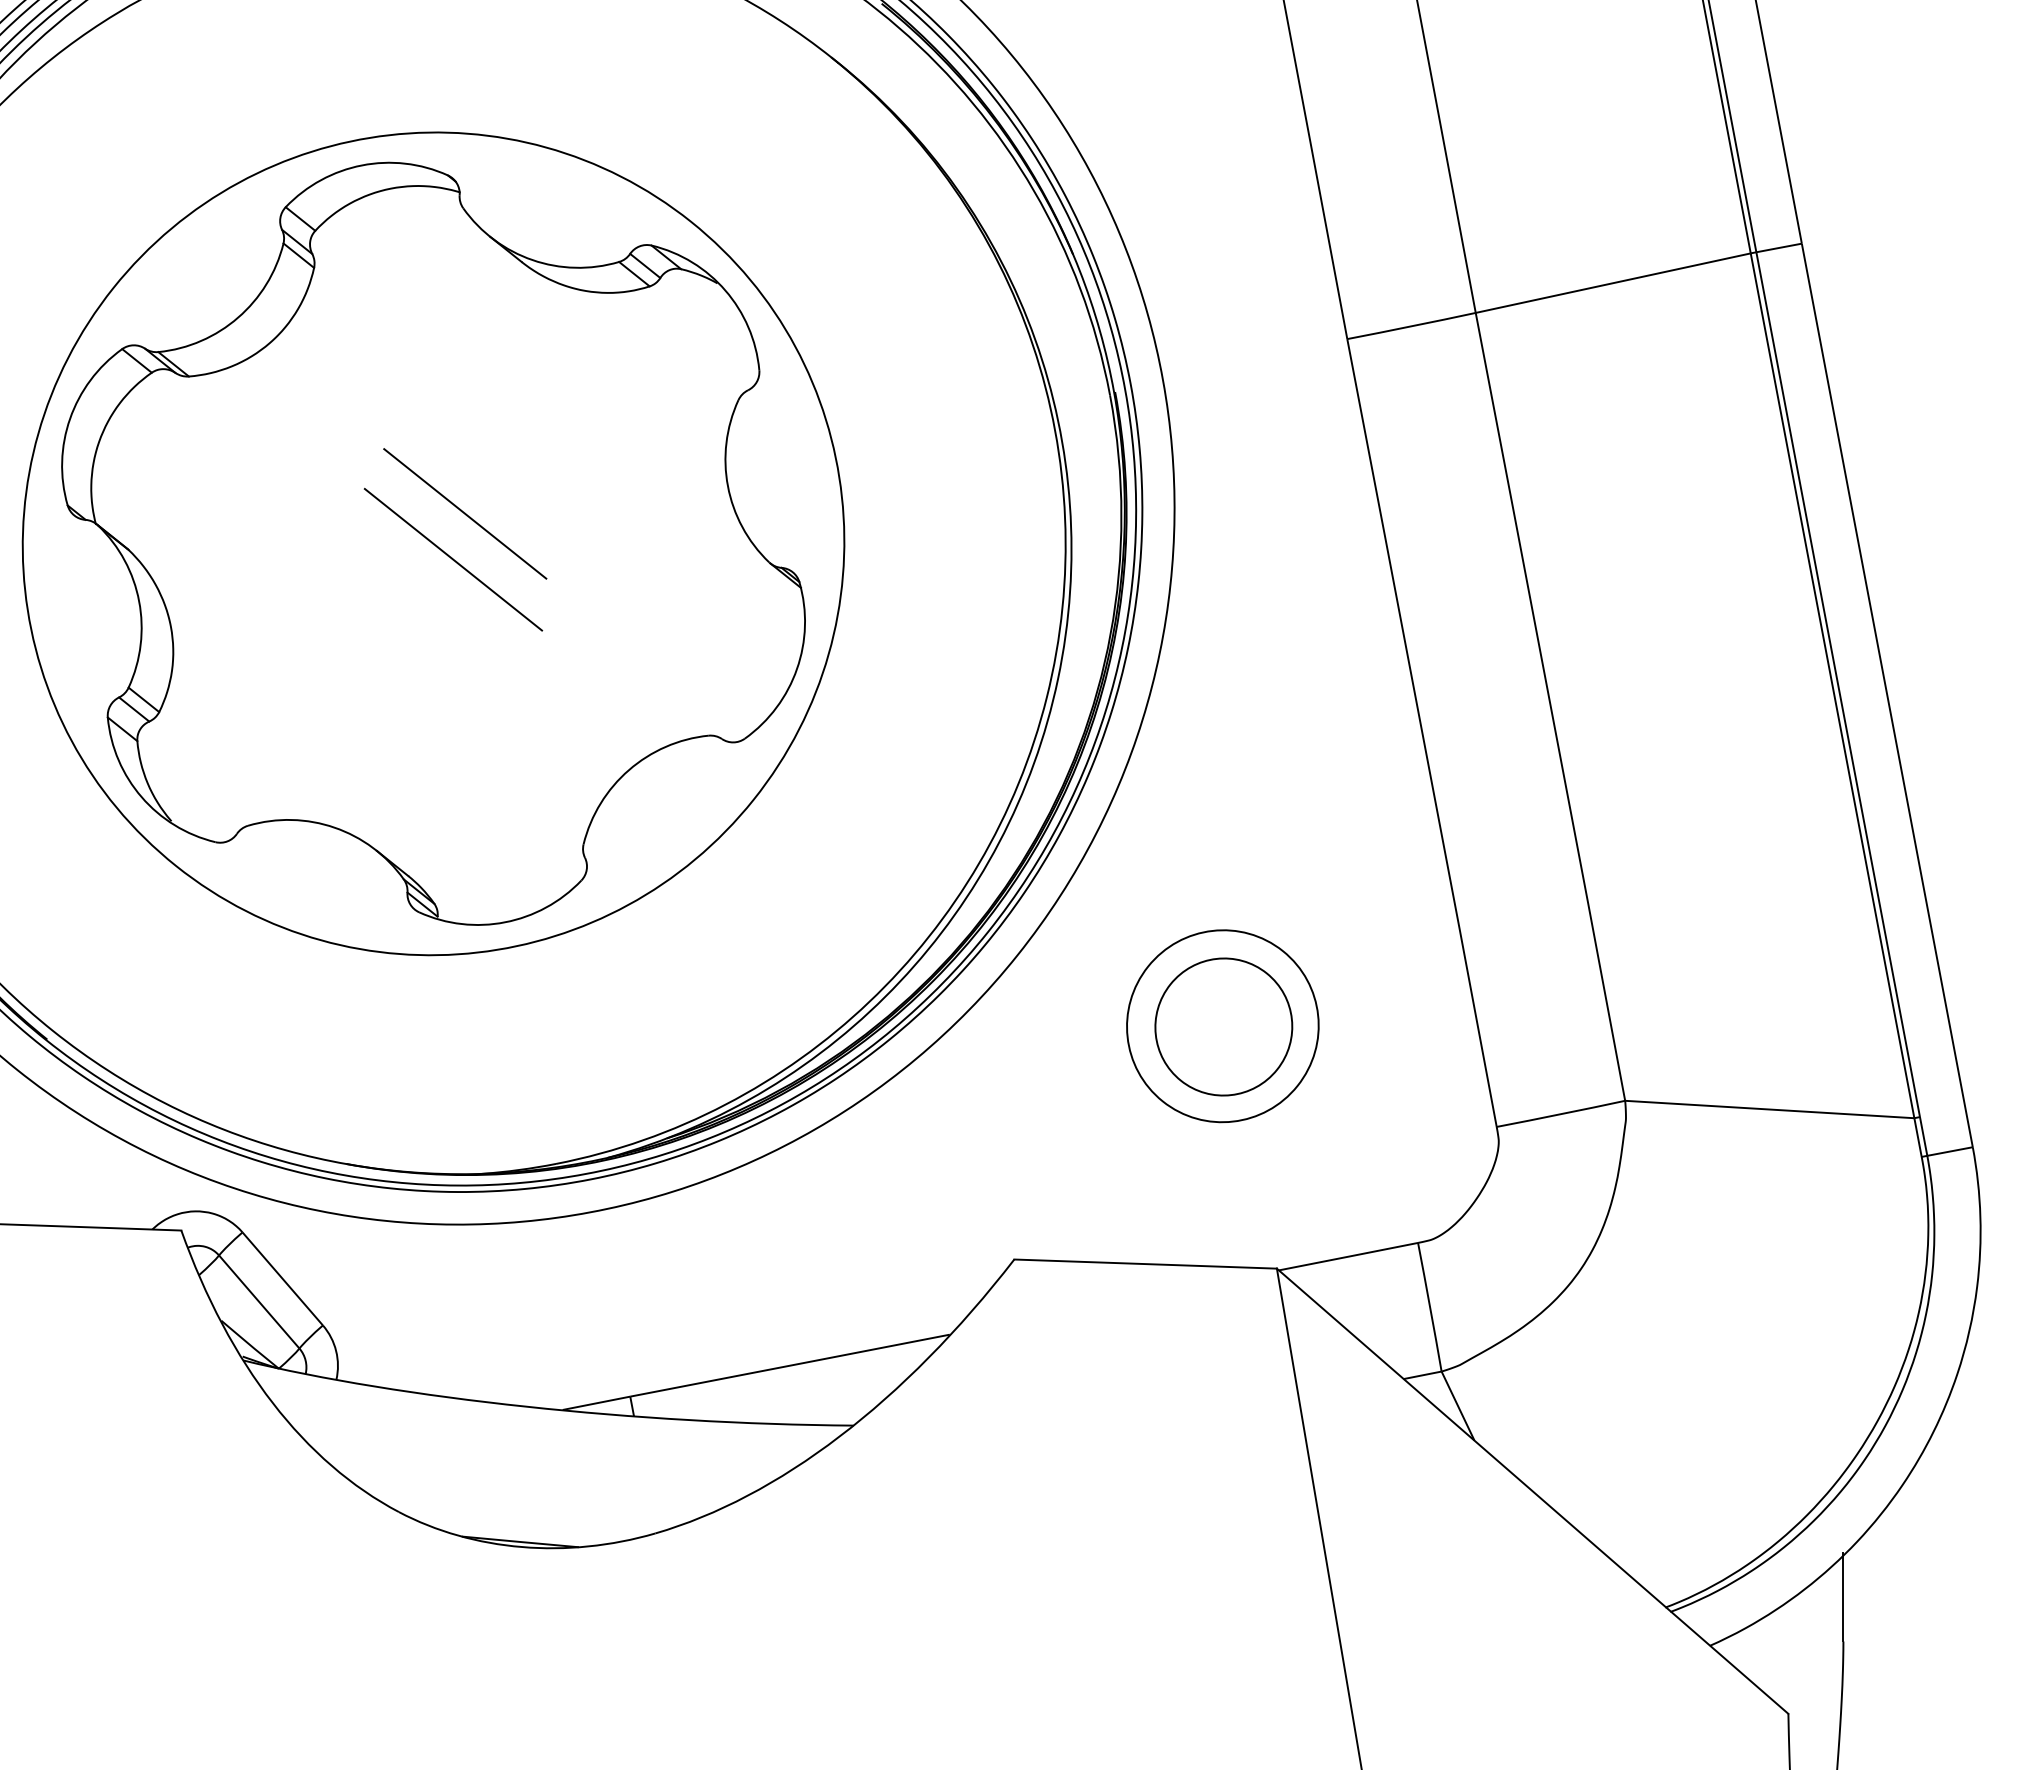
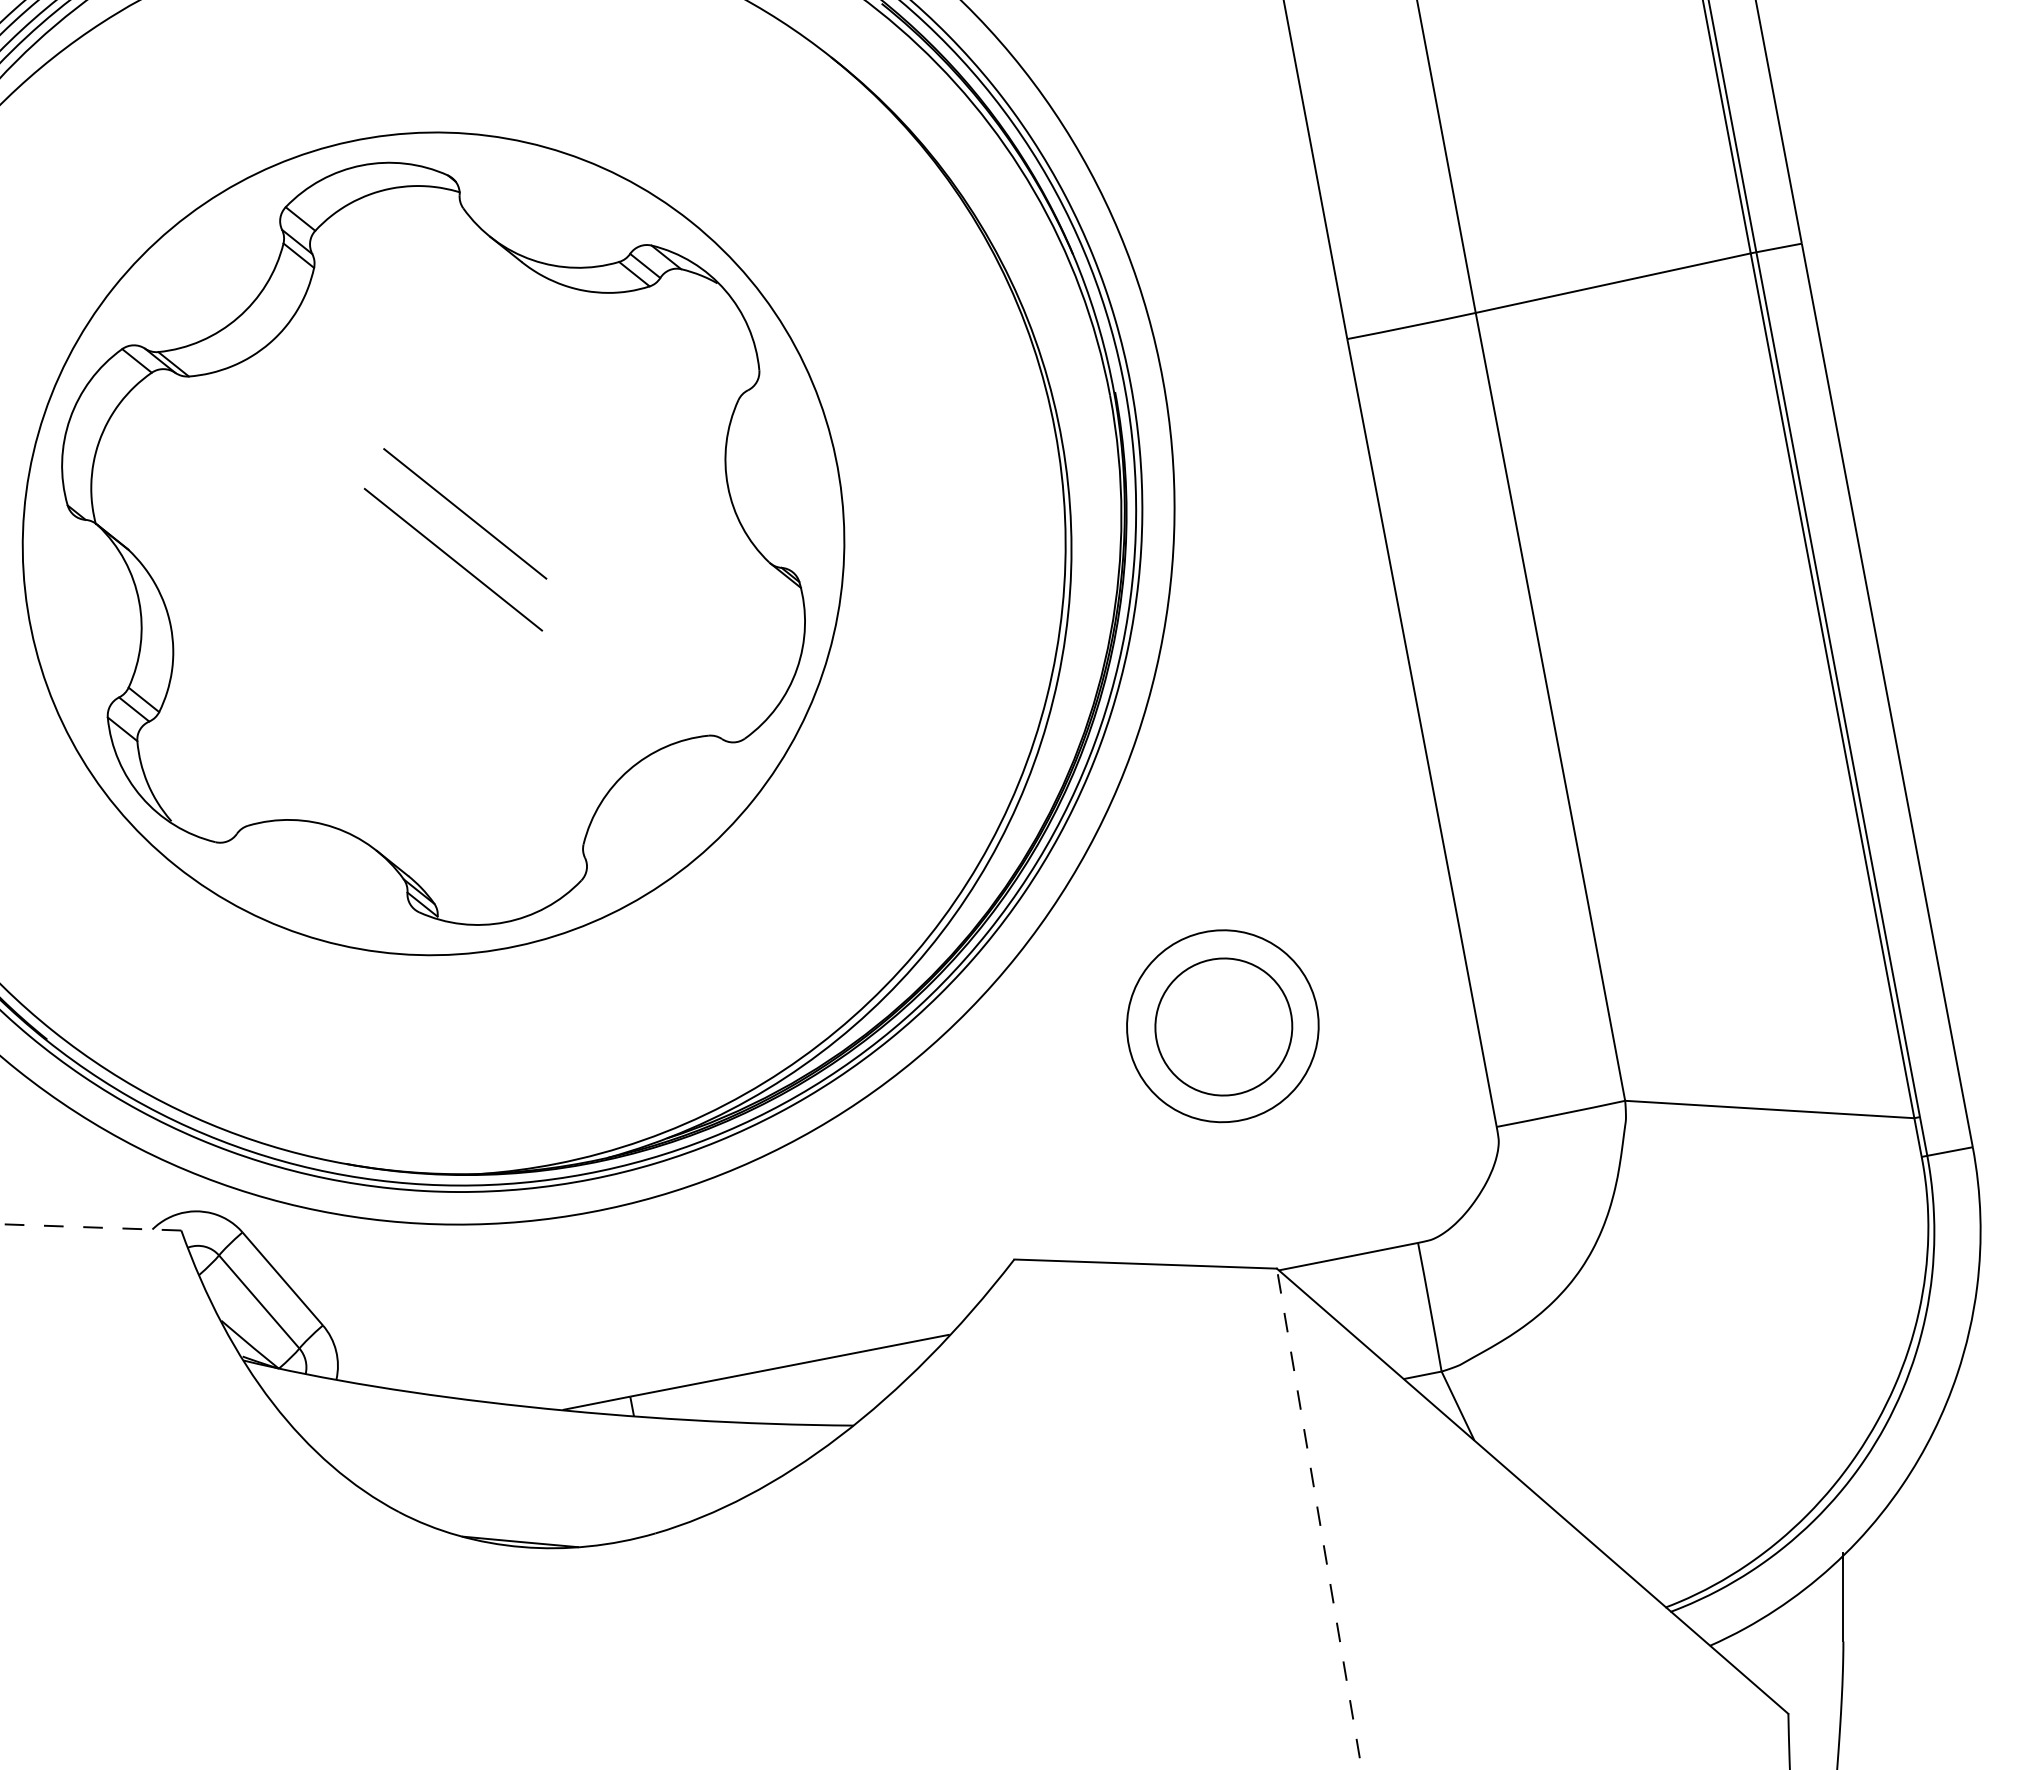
line: solid -> dashed (90, 1227)
line: solid -> dashed (1319, 1518)
